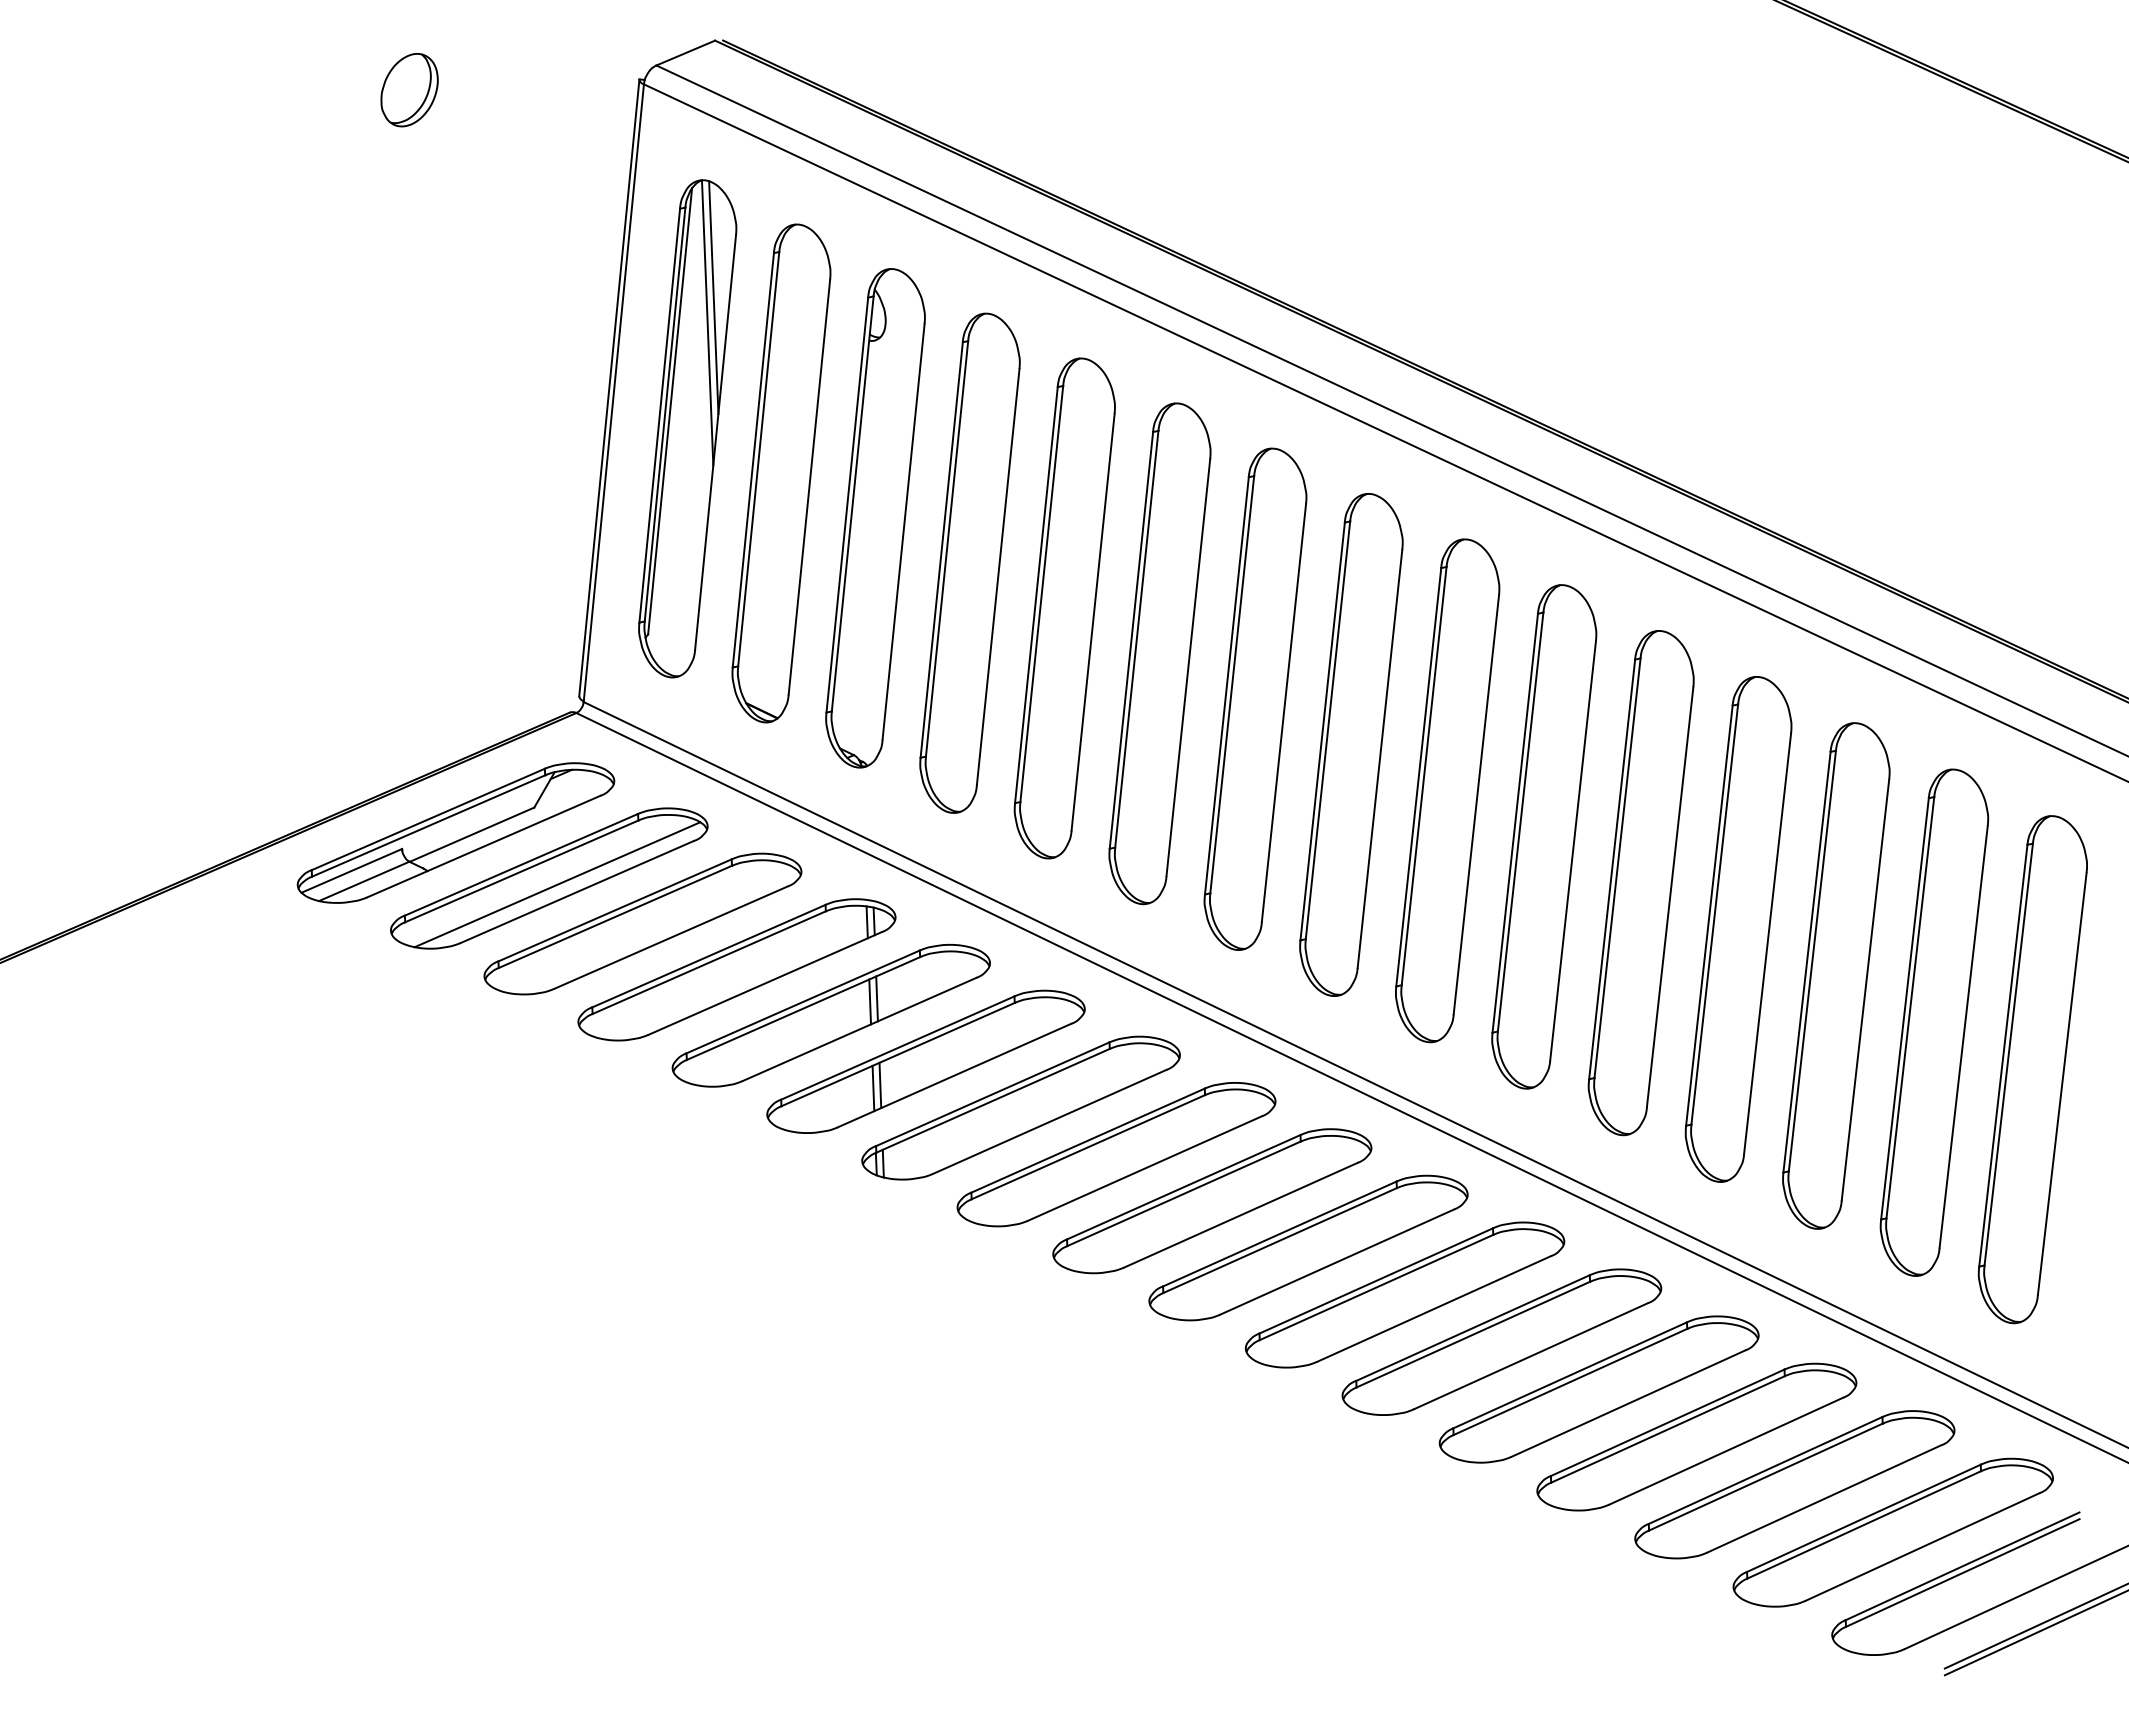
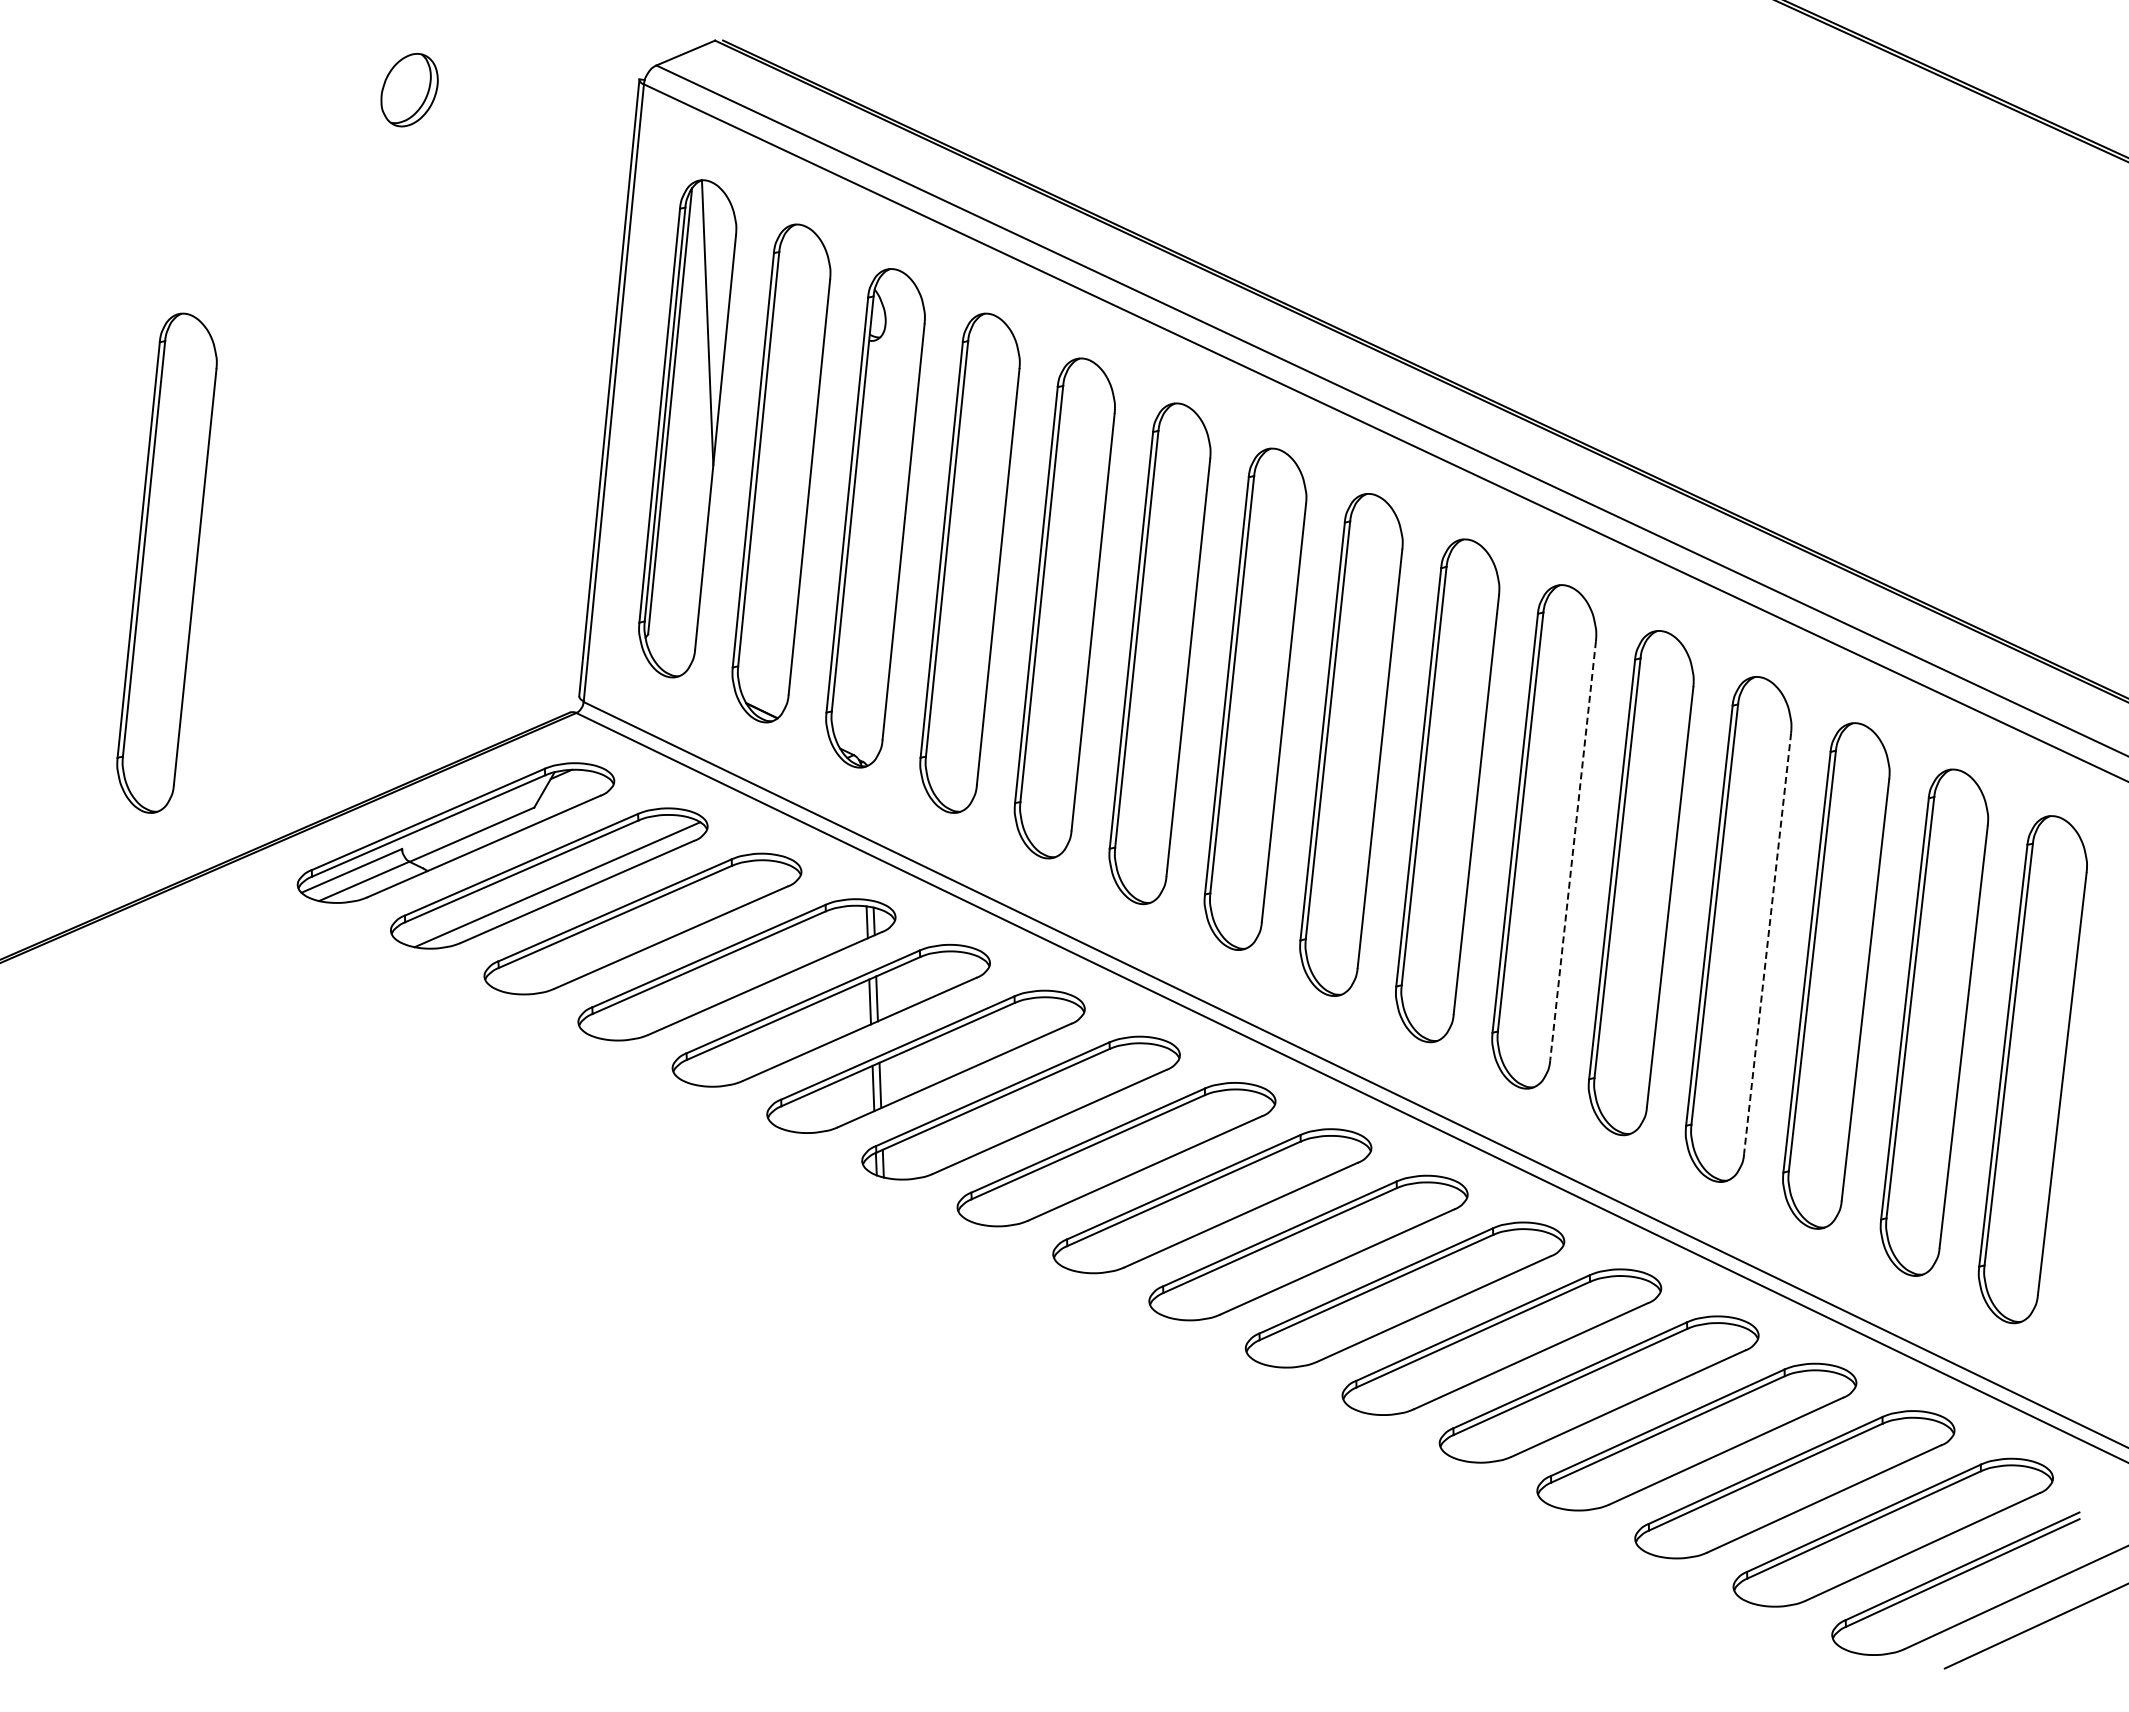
line: present -> none (713, 297)
part: none -> present (166, 562)
line: solid -> dashed (1573, 850)
line: solid -> dashed (1767, 943)
line: present -> none (2034, 1633)
